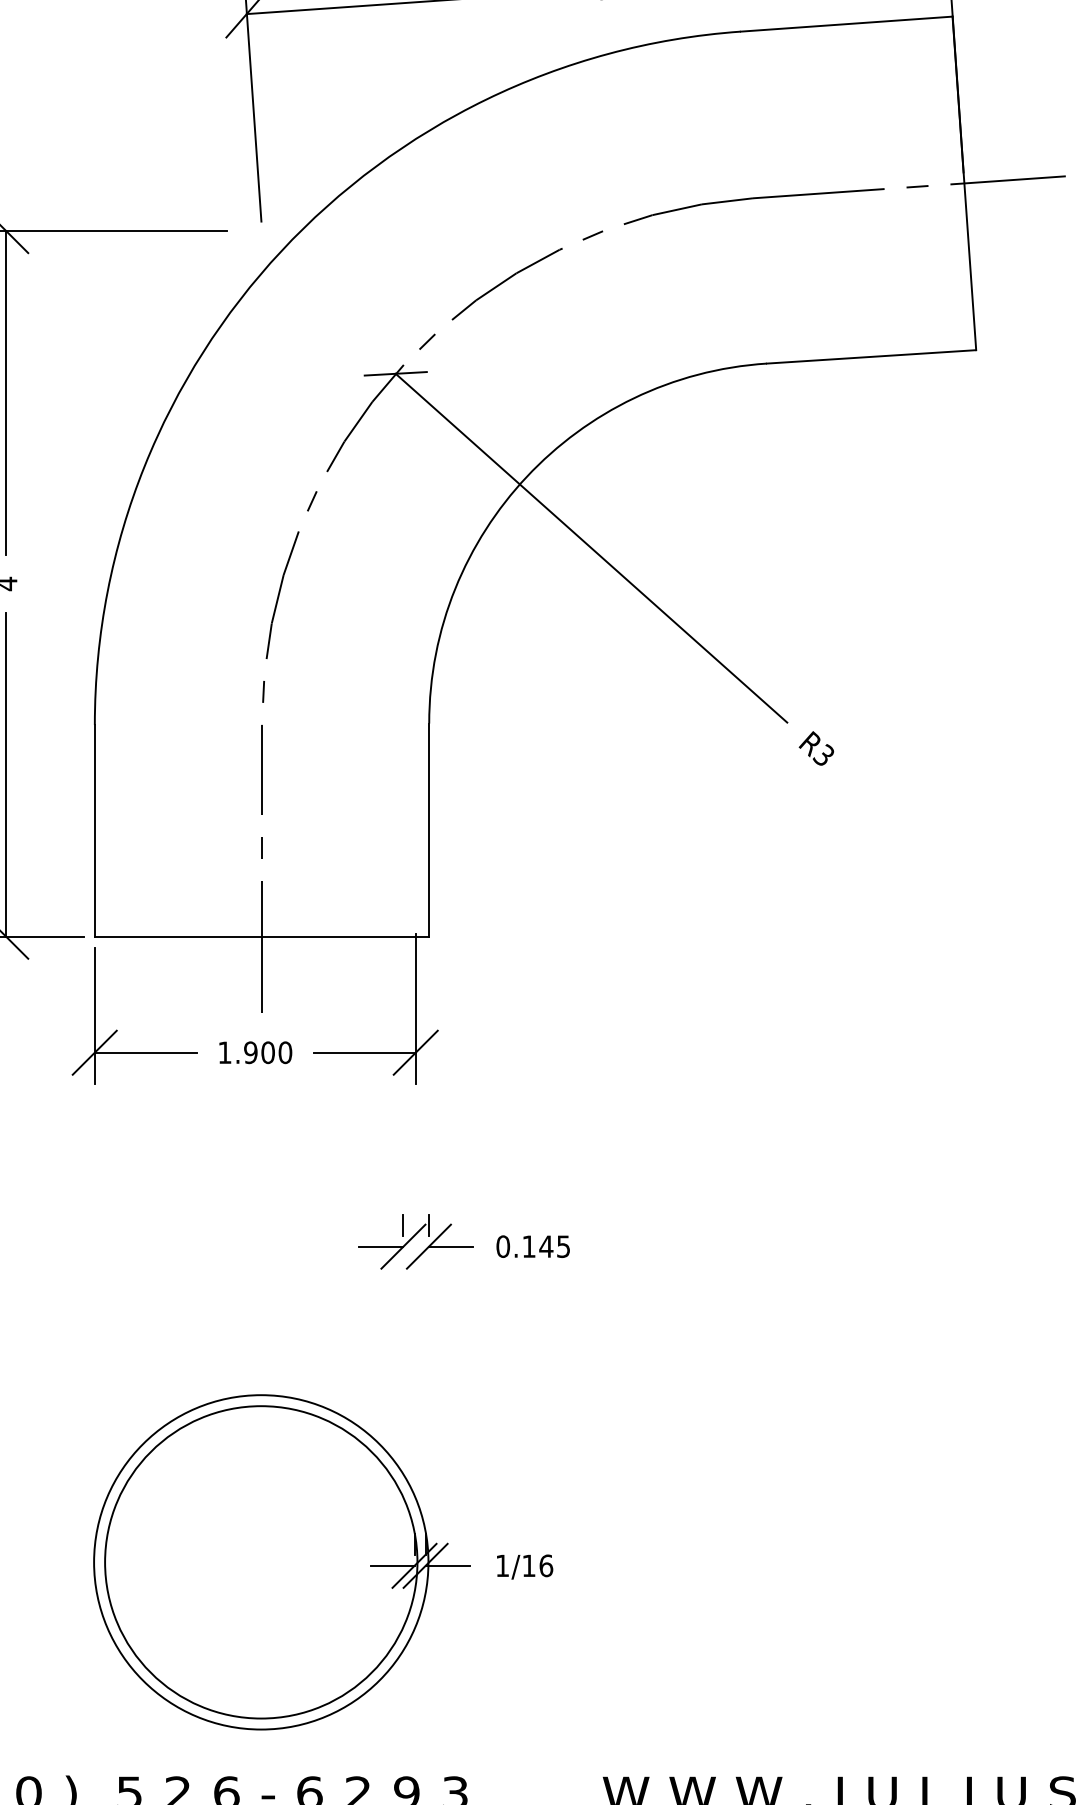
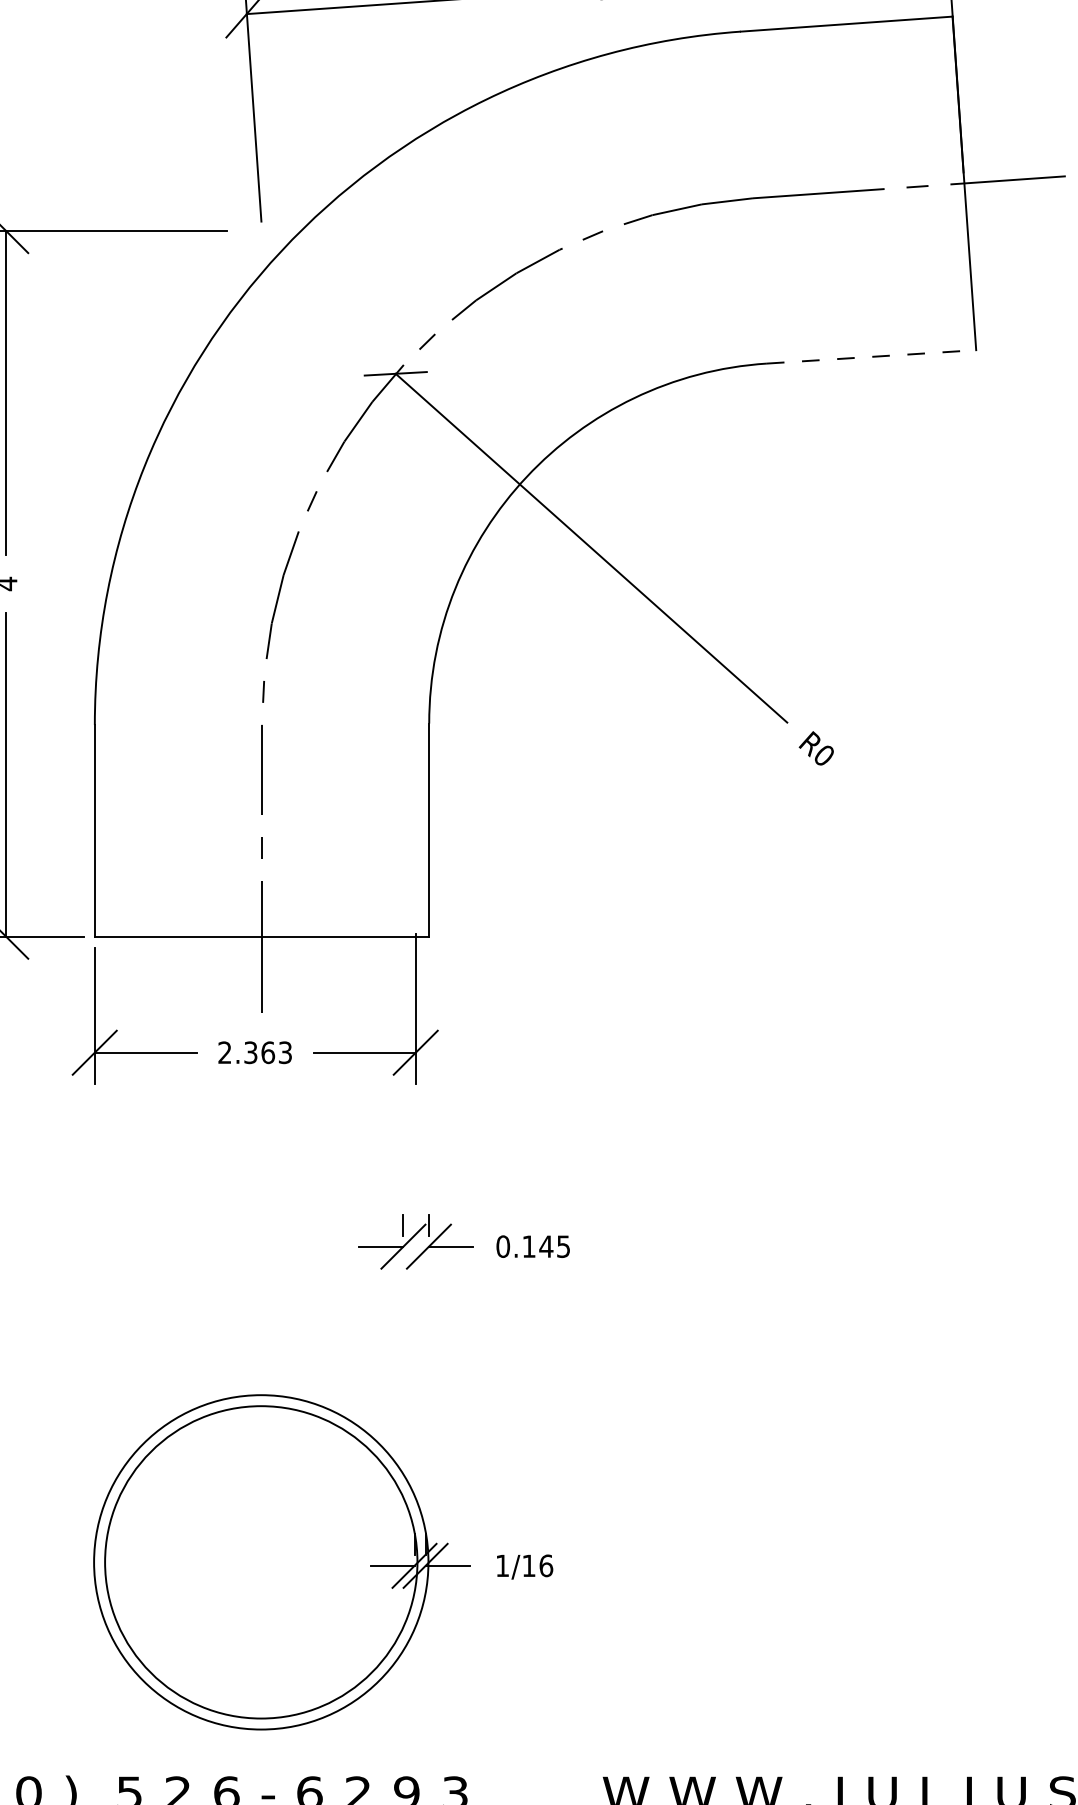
line: solid -> dashed (871, 356)
text: R3 -> R0 (823, 754)
text: 1.900 -> 2.363 (255, 1052)
